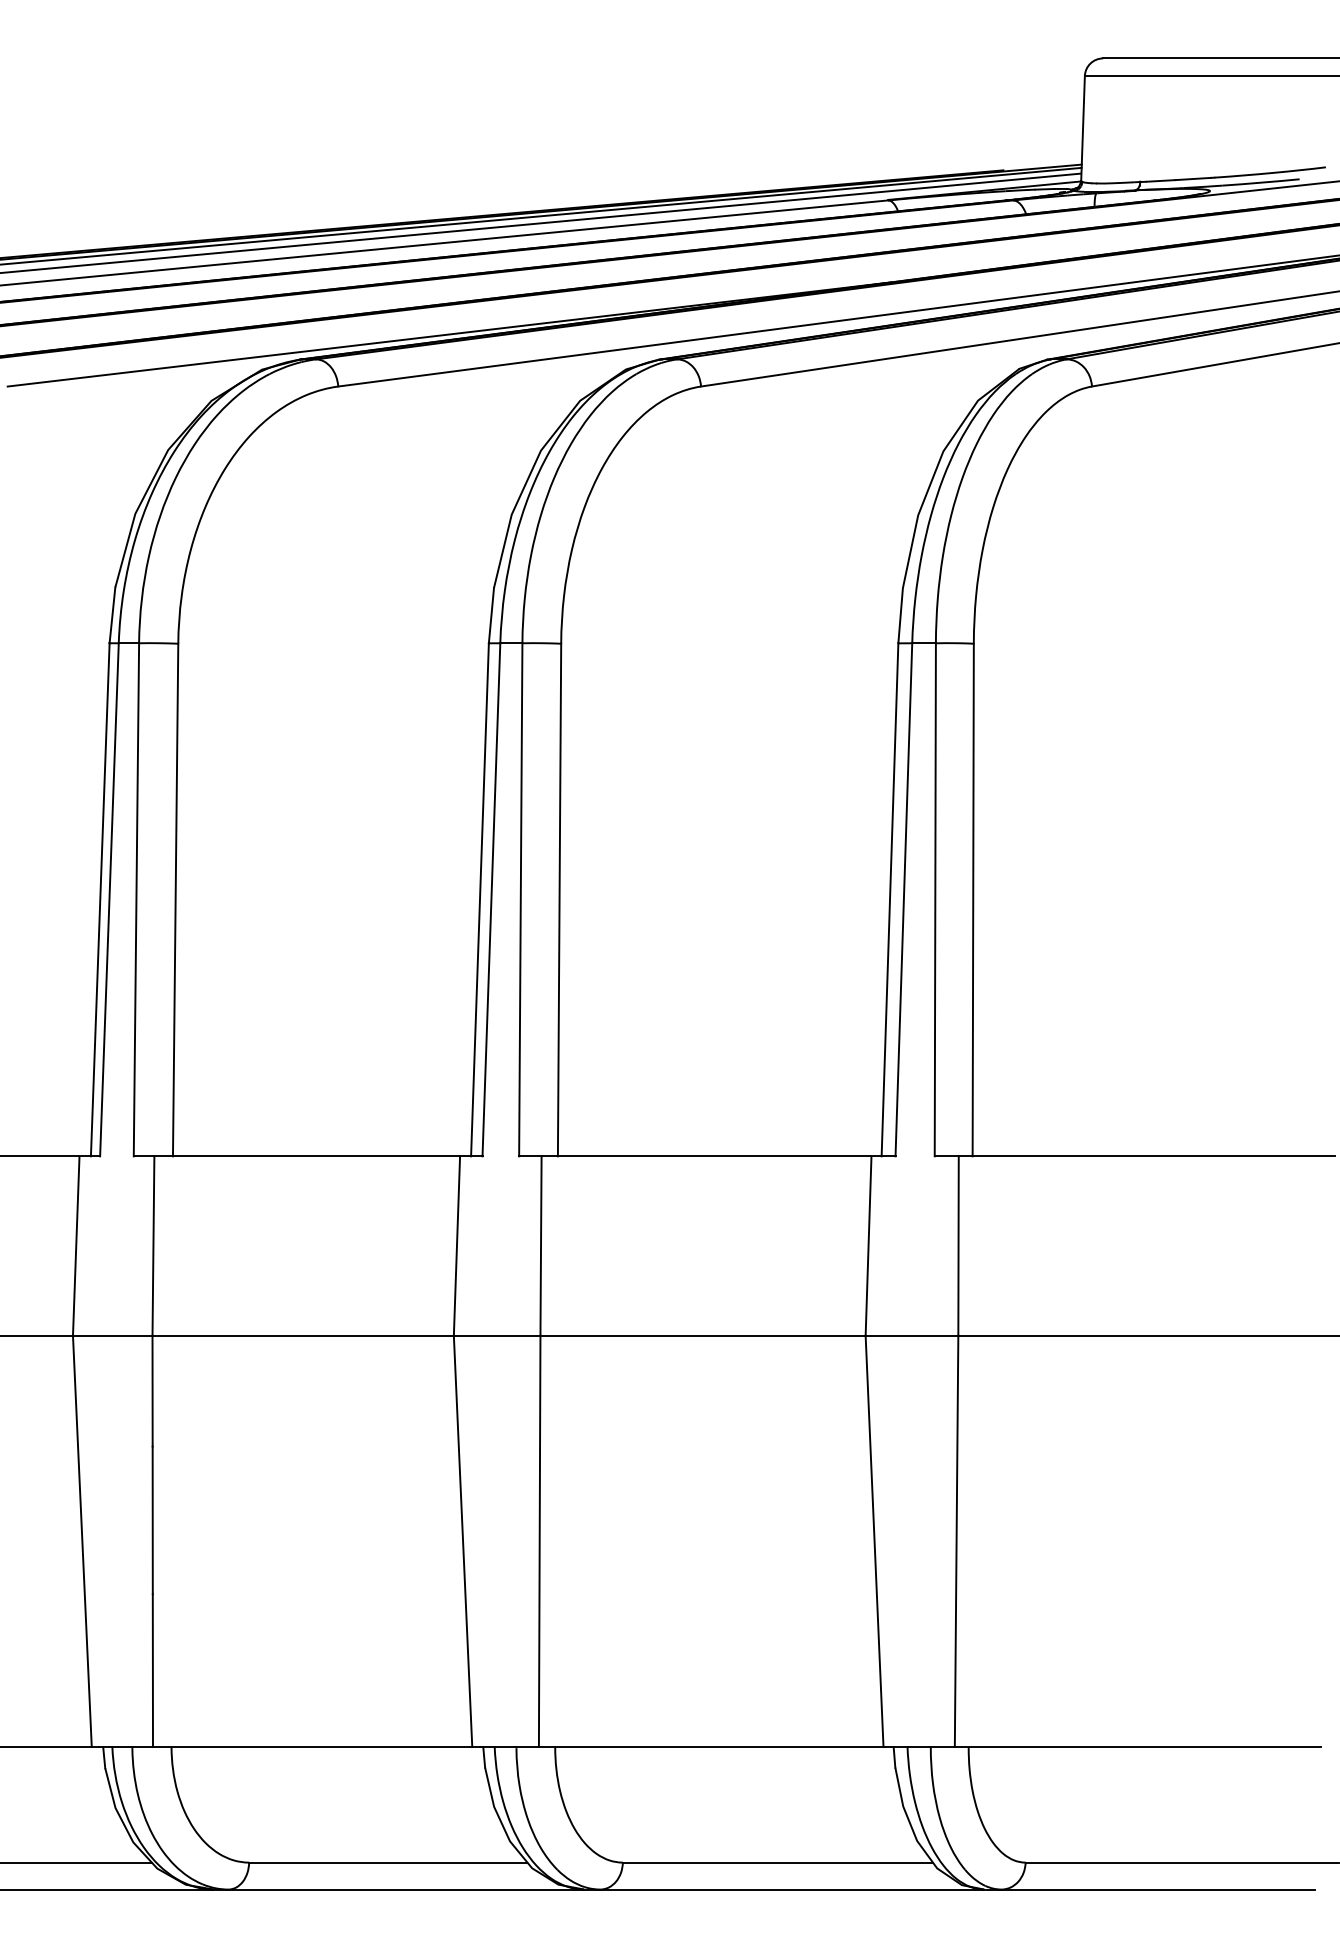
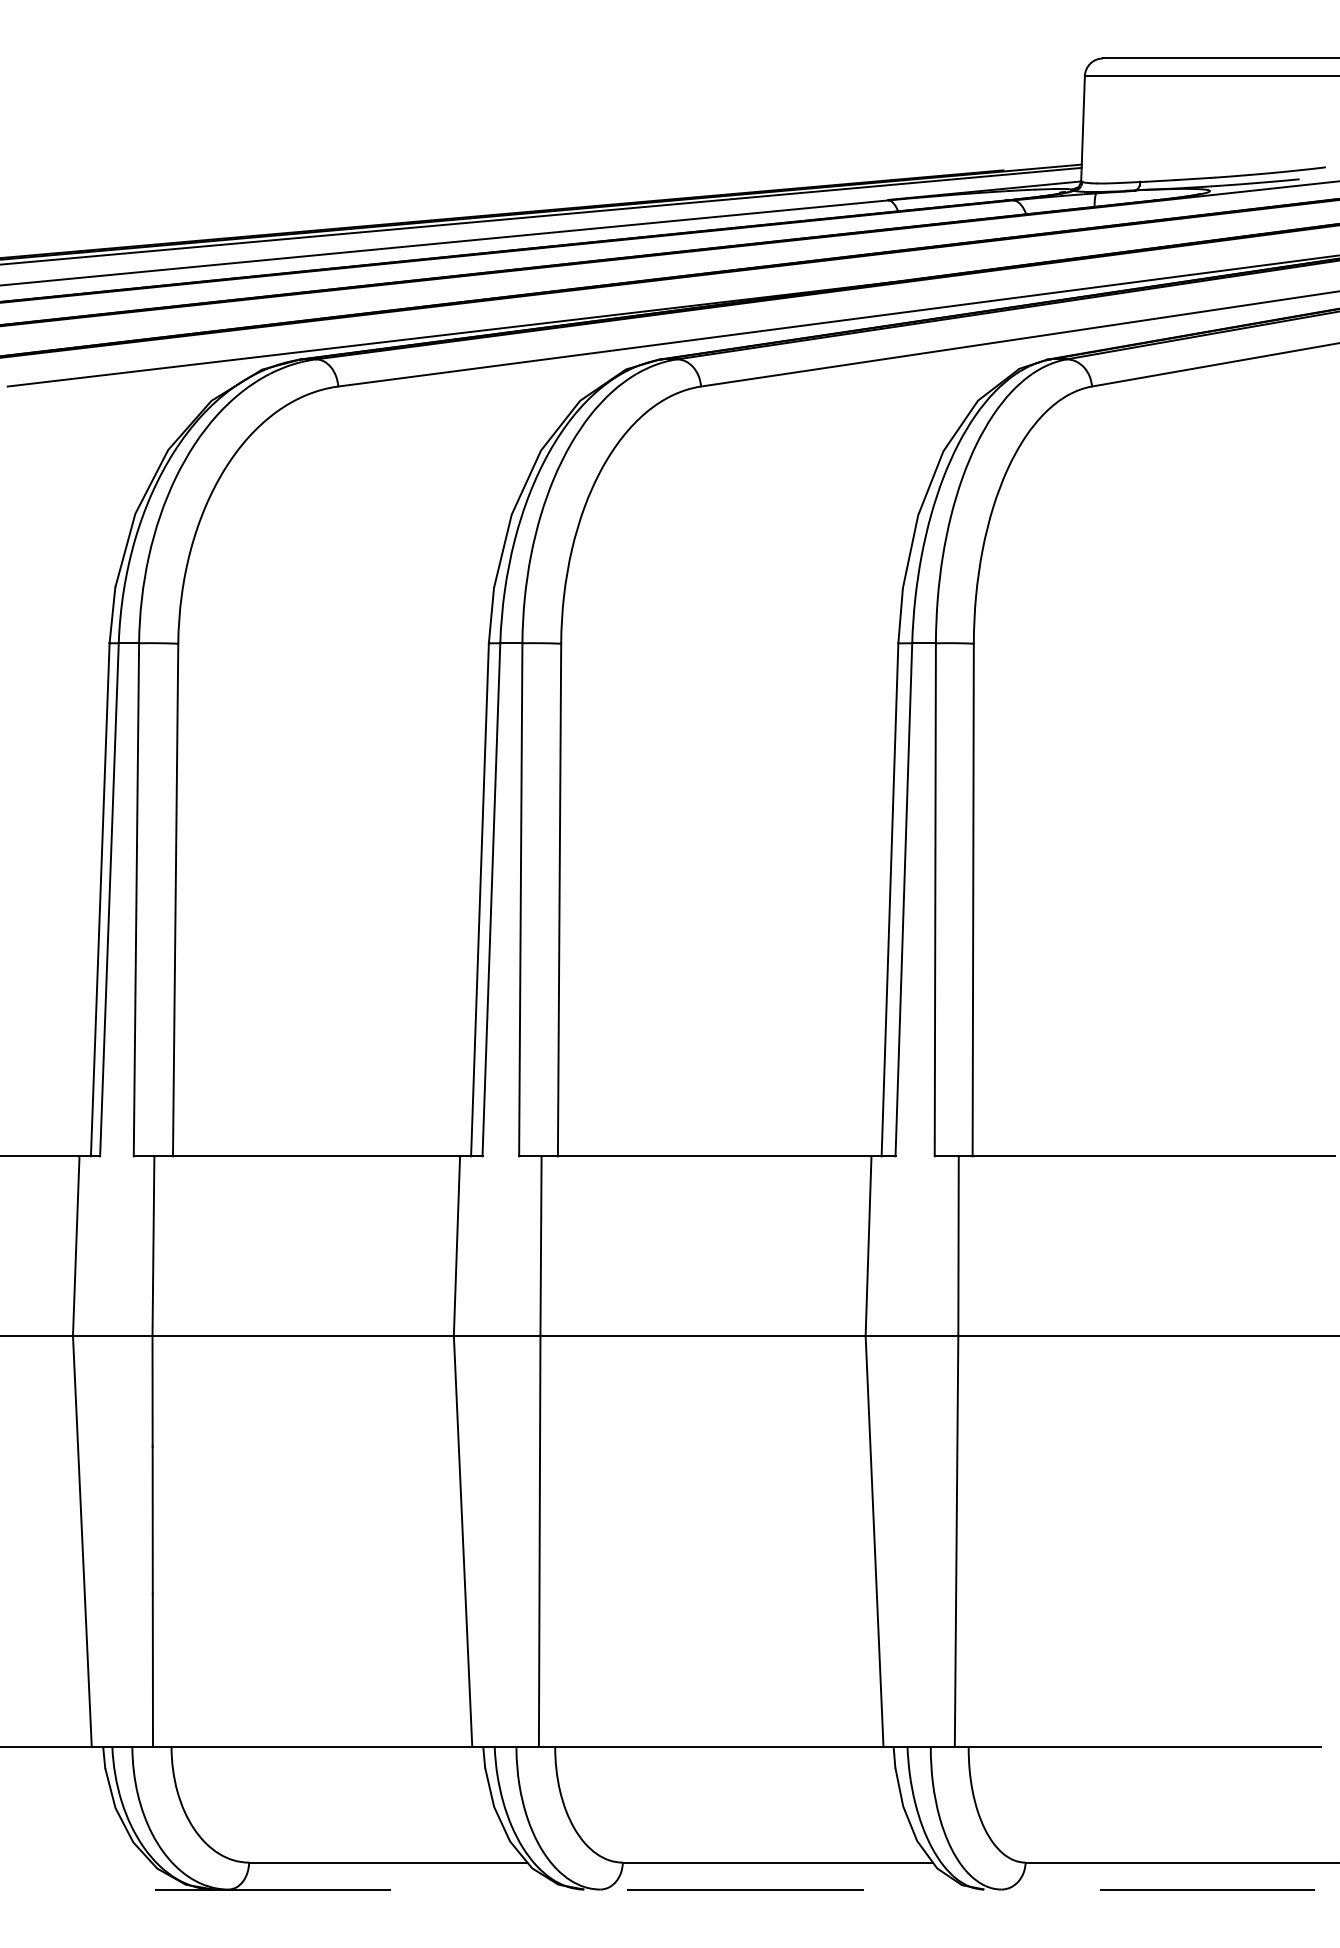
line: present -> none (541, 222)
line: present -> none (76, 1862)
line: solid -> dashed (657, 1889)
